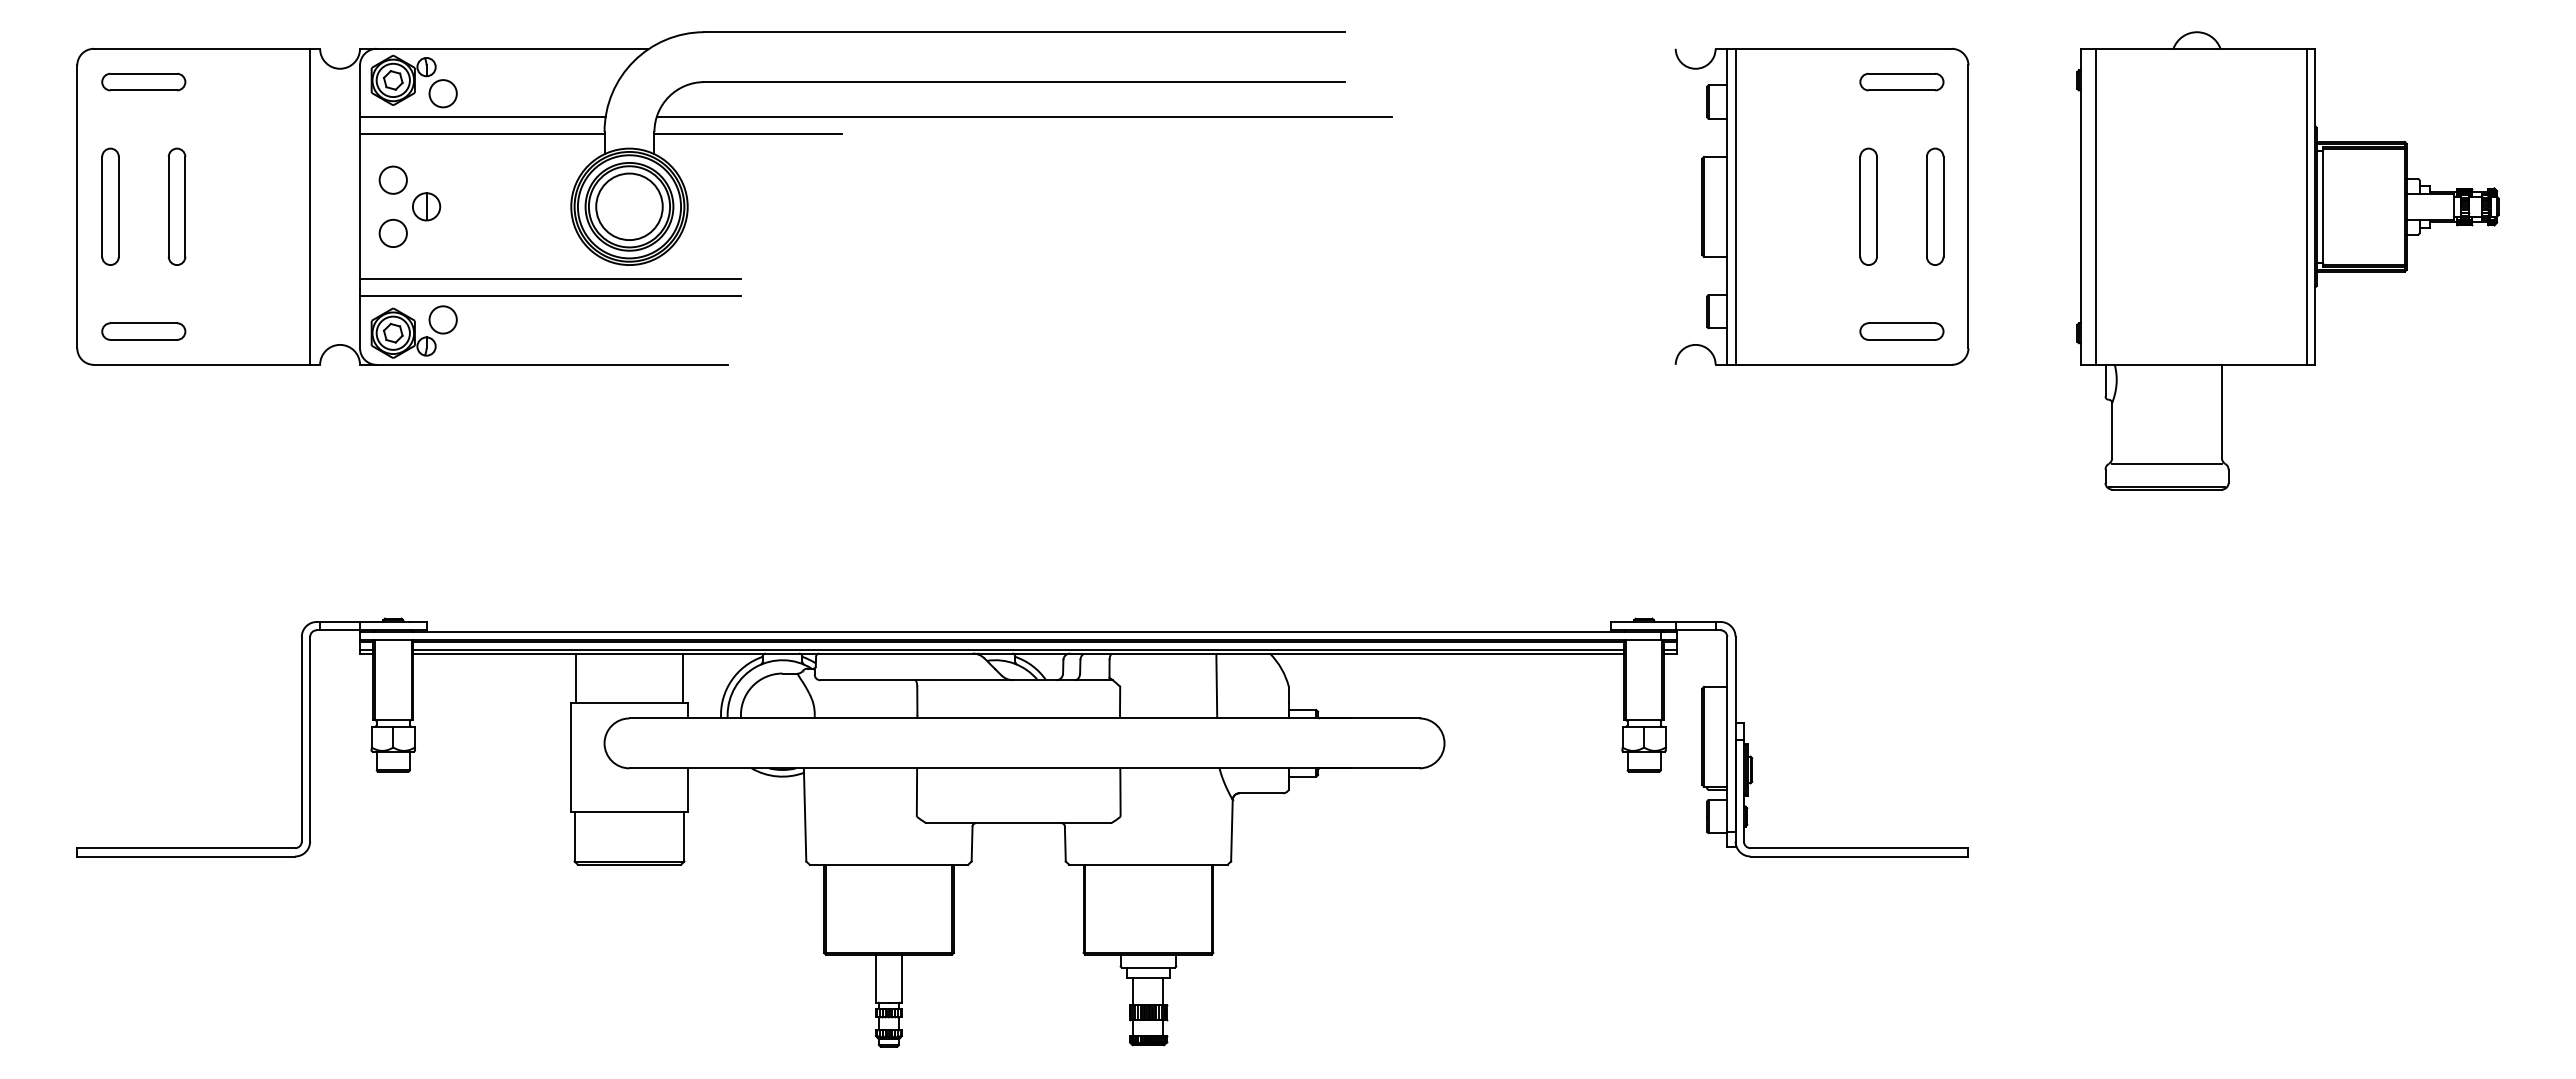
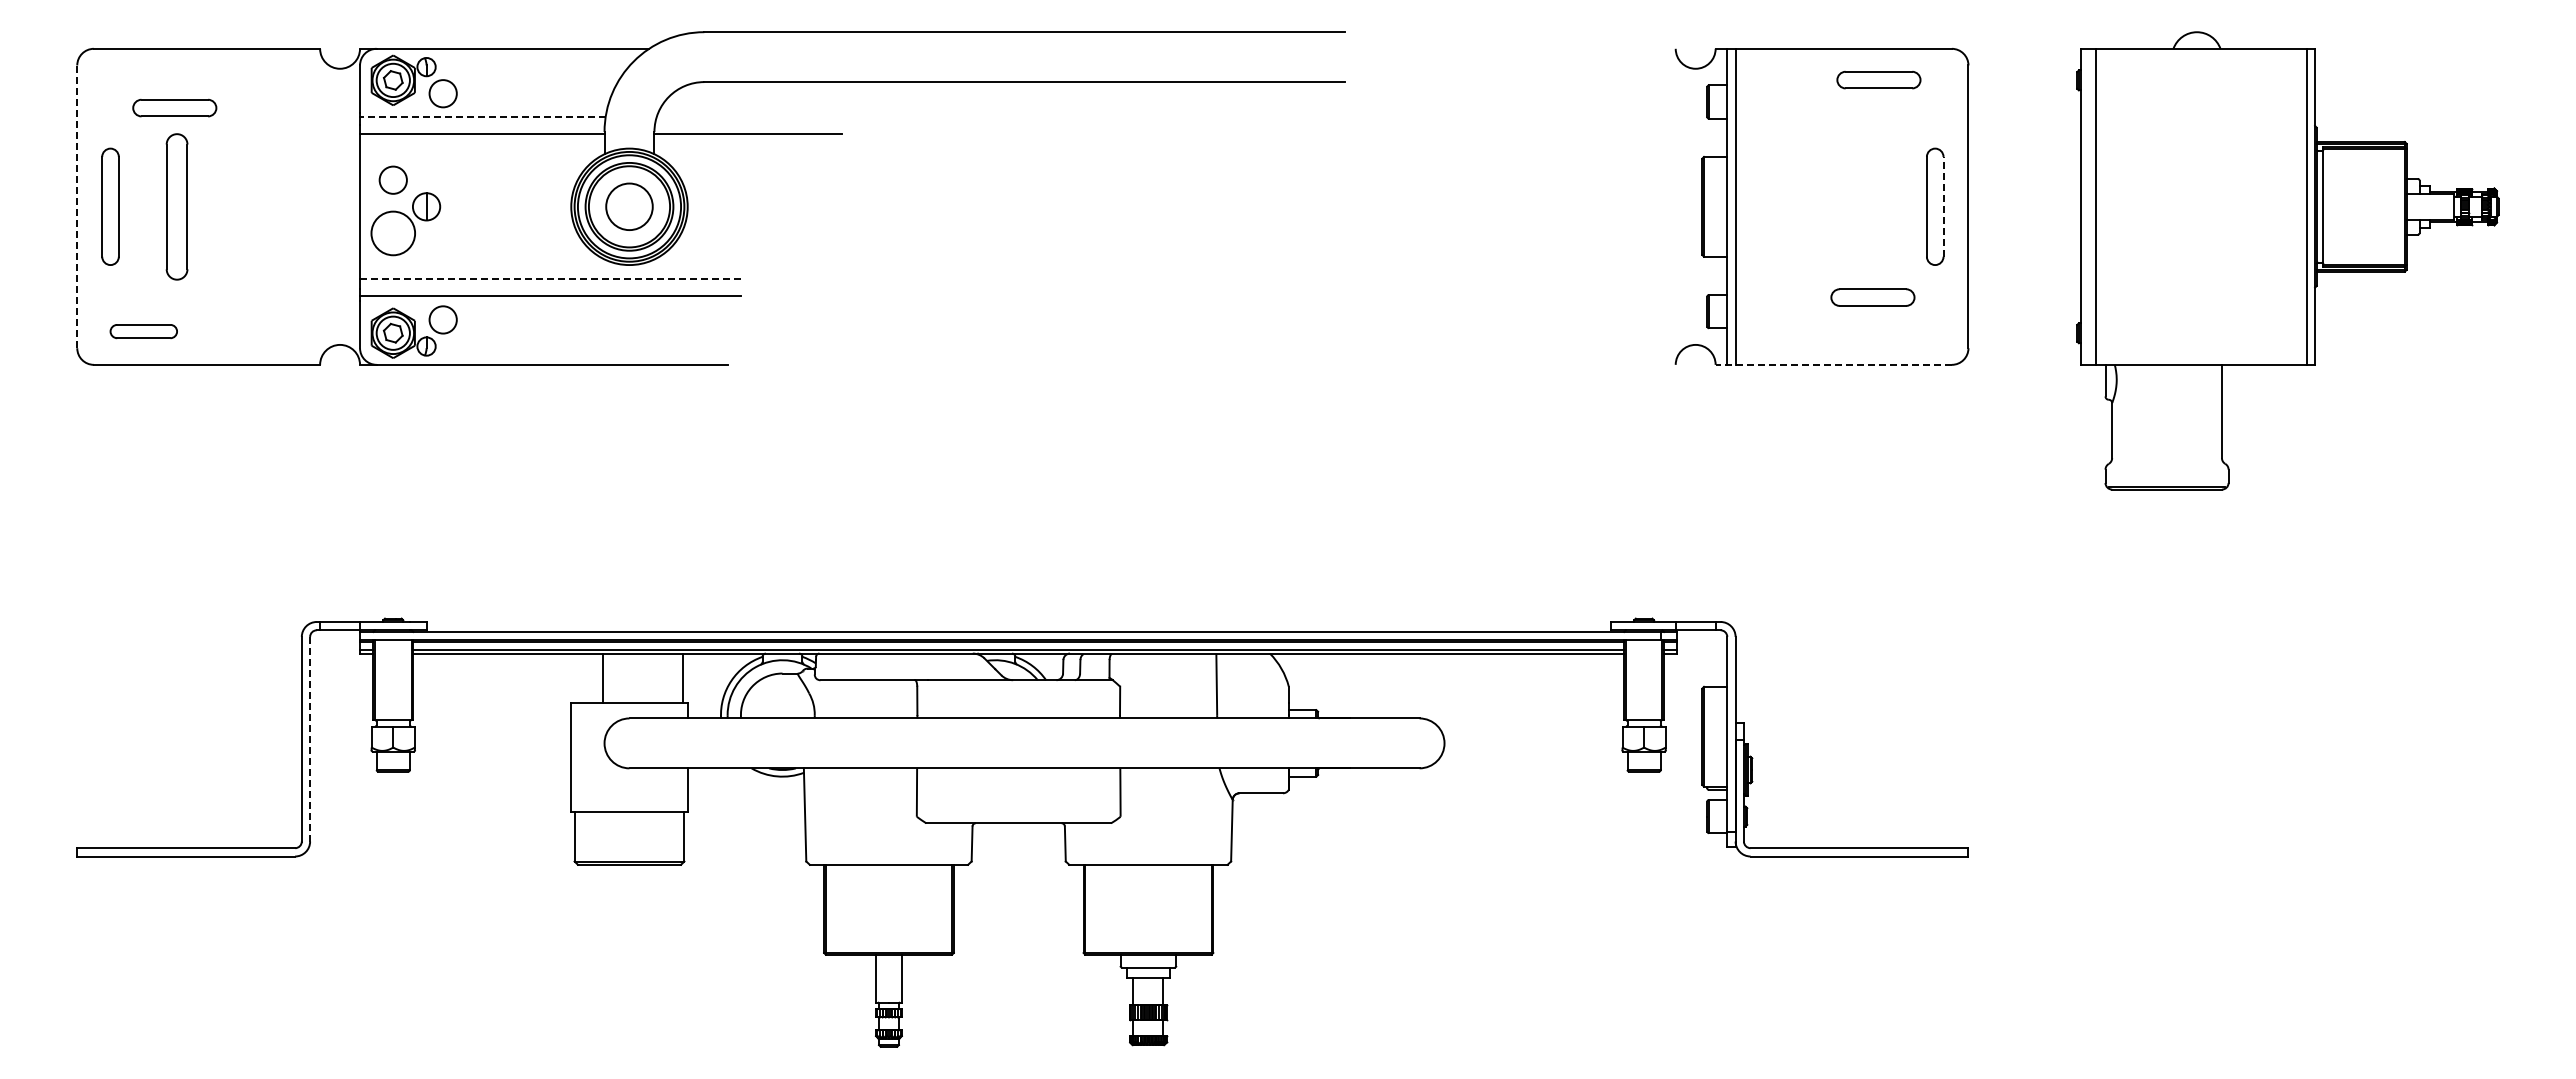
part position: (143, 81) -> (174, 107) (174, 107)
part position: (1901, 82) -> (1878, 80) (1878, 80)
line: solid -> dashed (482, 117)
line: present -> none (1024, 117)
line: solid -> dashed (77, 206)
part size: 20x119 px -> 24x148 px (176, 206)
line: present -> none (310, 206)
circle diameter: 67 px -> 47 px (629, 206)
part: present -> none (1868, 206)
line: solid -> dashed (1943, 206)
circle diameter: 27 px -> 44 px (393, 233)
line: solid -> dashed (550, 279)
part size: 86x19 px -> 69x16 px (143, 331)
part position: (1901, 331) -> (1872, 297) (1872, 297)
line: solid -> dashed (1833, 364)
line: present -> none (2166, 463)
line position: (576, 678) -> (603, 678) (603, 678)
line: solid -> dashed (310, 739)
